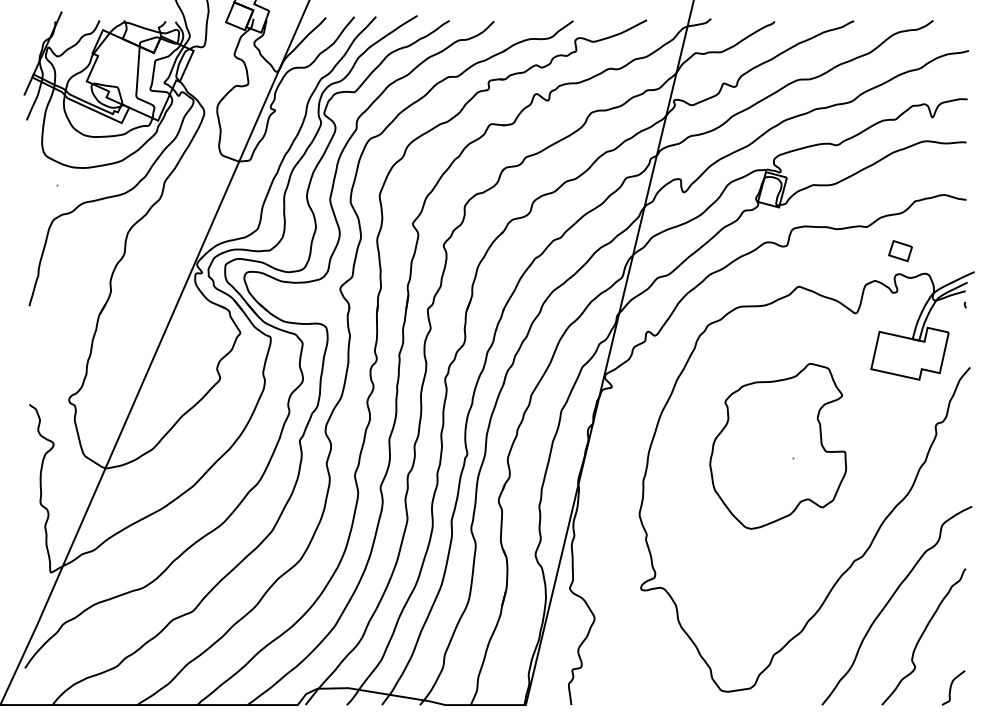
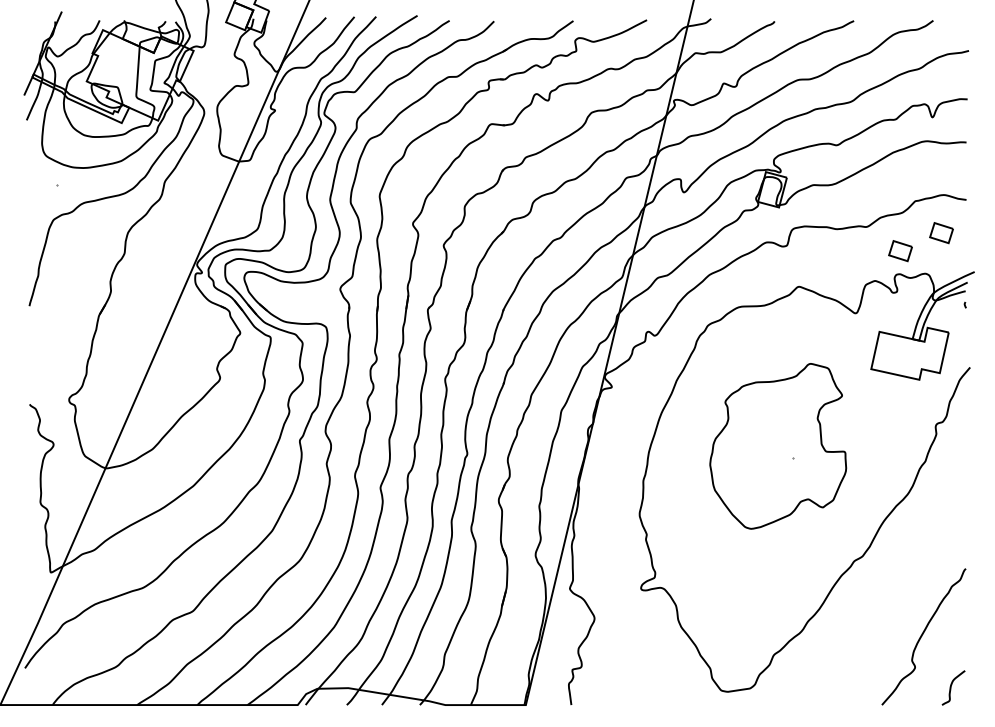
part: none -> present (941, 233)
curve: present -> none (889, 602)
